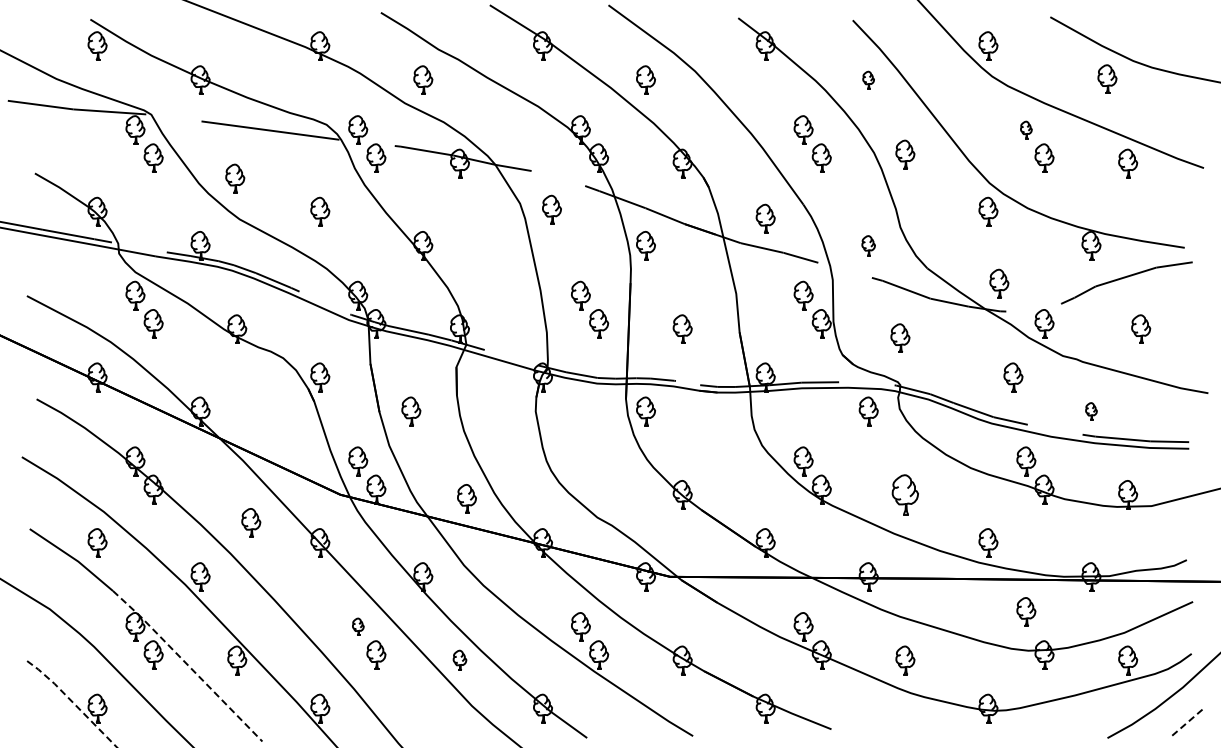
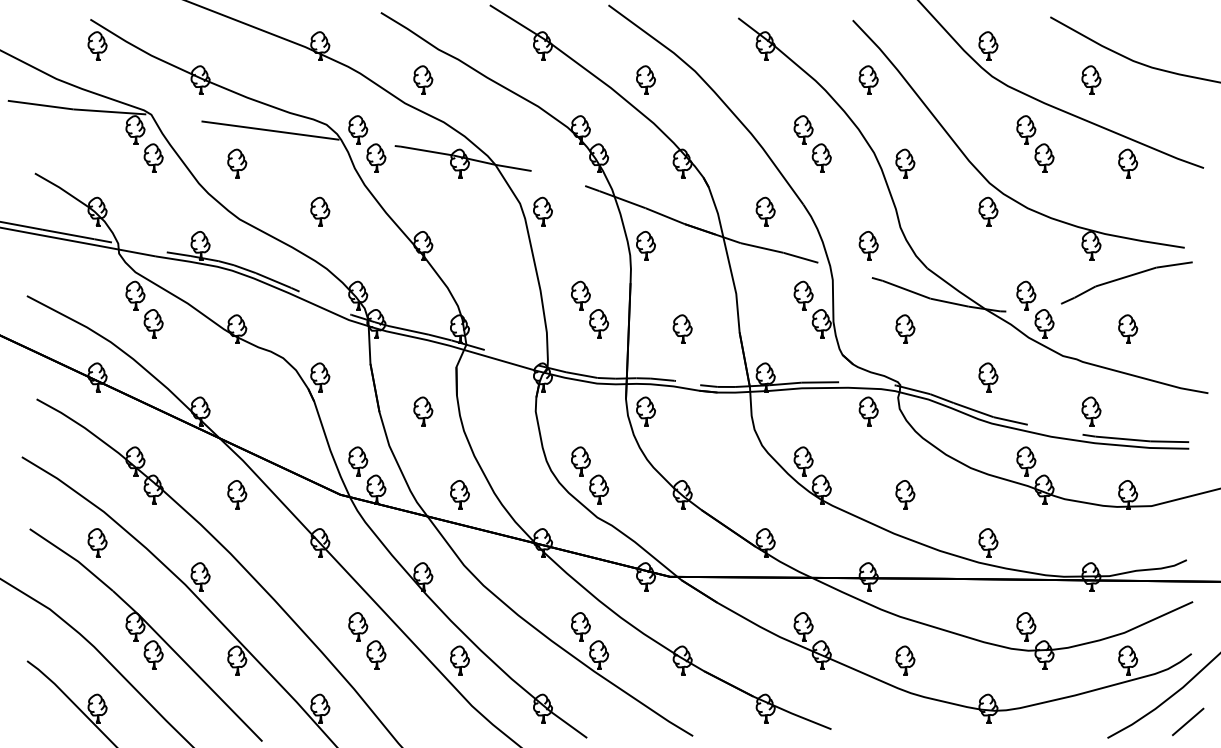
part position: (1107, 78) -> (1091, 79) (1091, 79)
part size: 13x20 px -> 21x30 px (868, 79)
part size: 13x20 px -> 21x30 px (1026, 129)
part position: (905, 154) -> (905, 163) (905, 163)
part position: (235, 178) -> (237, 163) (237, 163)
part position: (551, 209) -> (542, 211) (542, 211)
part position: (765, 218) -> (765, 211) (765, 211)
part size: 15x22 px -> 21x30 px (868, 245)
part position: (999, 283) -> (1026, 295) (1026, 295)
part position: (1141, 328) -> (1128, 328) (1128, 328)
part position: (900, 337) -> (905, 328) (905, 328)
part position: (1013, 377) -> (988, 377) (988, 377)
part position: (411, 411) -> (423, 411) (423, 411)
part size: 13x19 px -> 21x31 px (1091, 411)
part: none -> present (590, 475)
part size: 28x42 px -> 21x30 px (905, 494)
part position: (466, 498) -> (459, 494) (459, 494)
part position: (251, 522) -> (237, 494) (237, 494)
part position: (1026, 611) -> (1026, 626) (1026, 626)
part size: 13x19 px -> 21x30 px (358, 626)
part size: 16x22 px -> 20x31 px (459, 660)
line: dashed -> solid (187, 665)
line: dashed -> solid (72, 702)
line: dashed -> solid (1188, 721)
